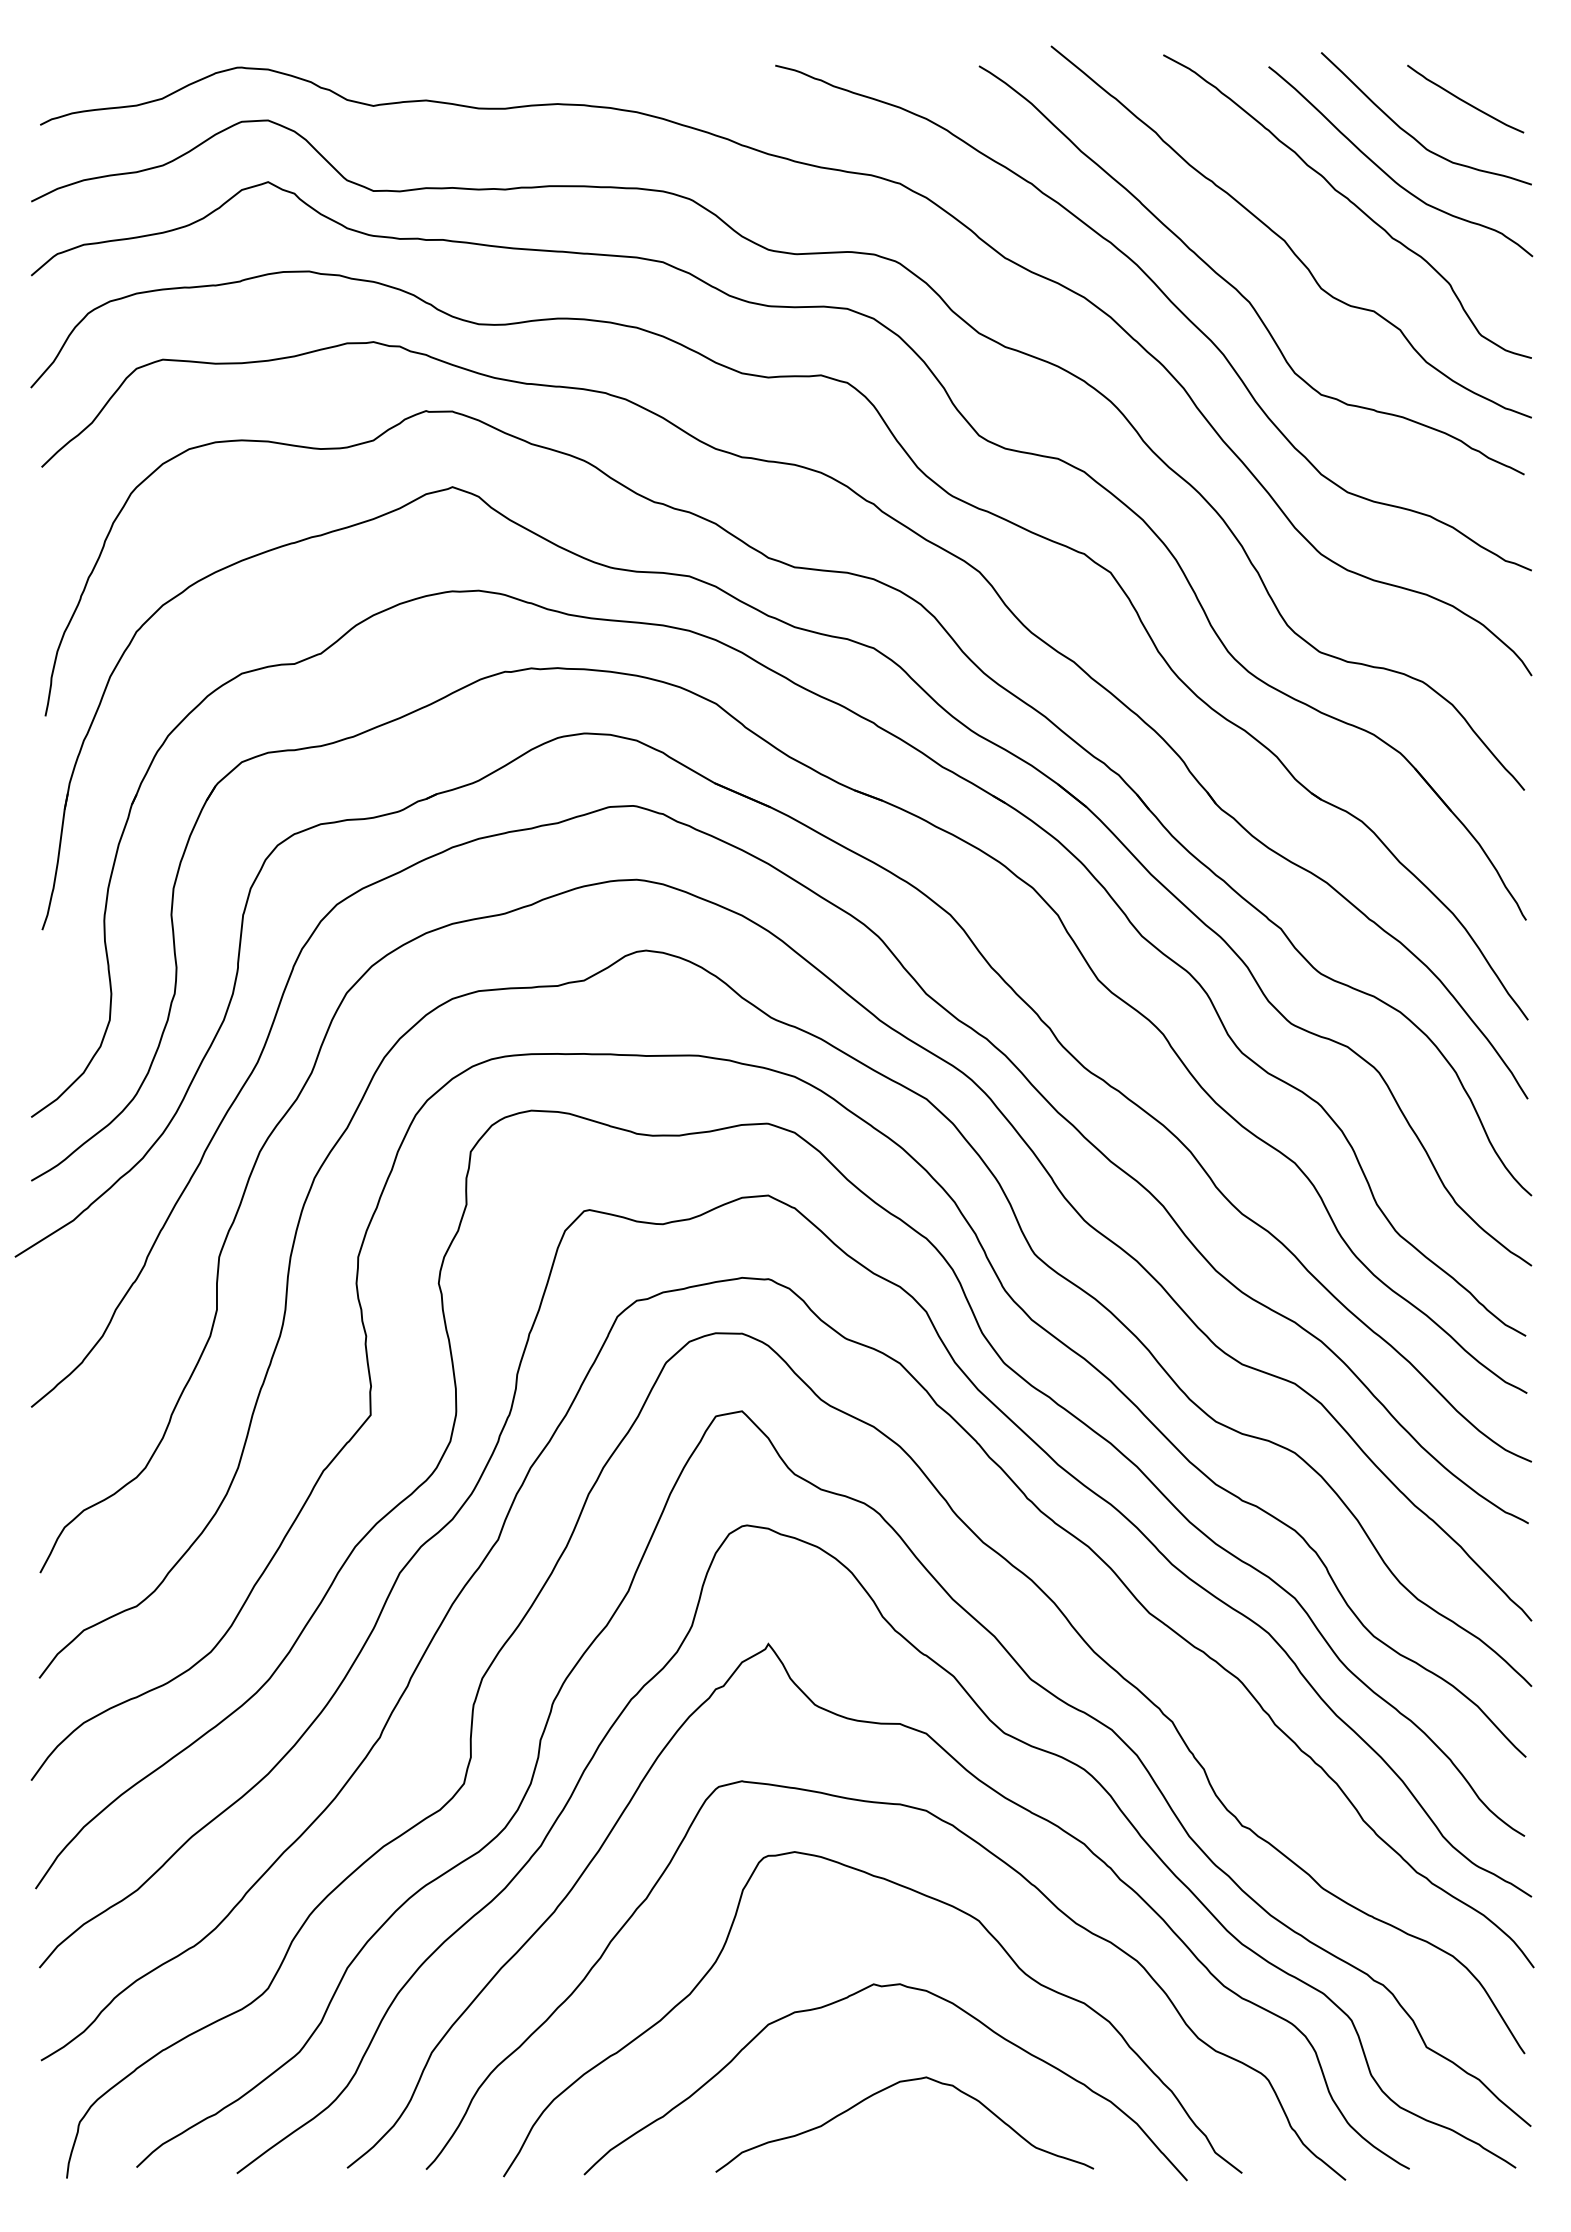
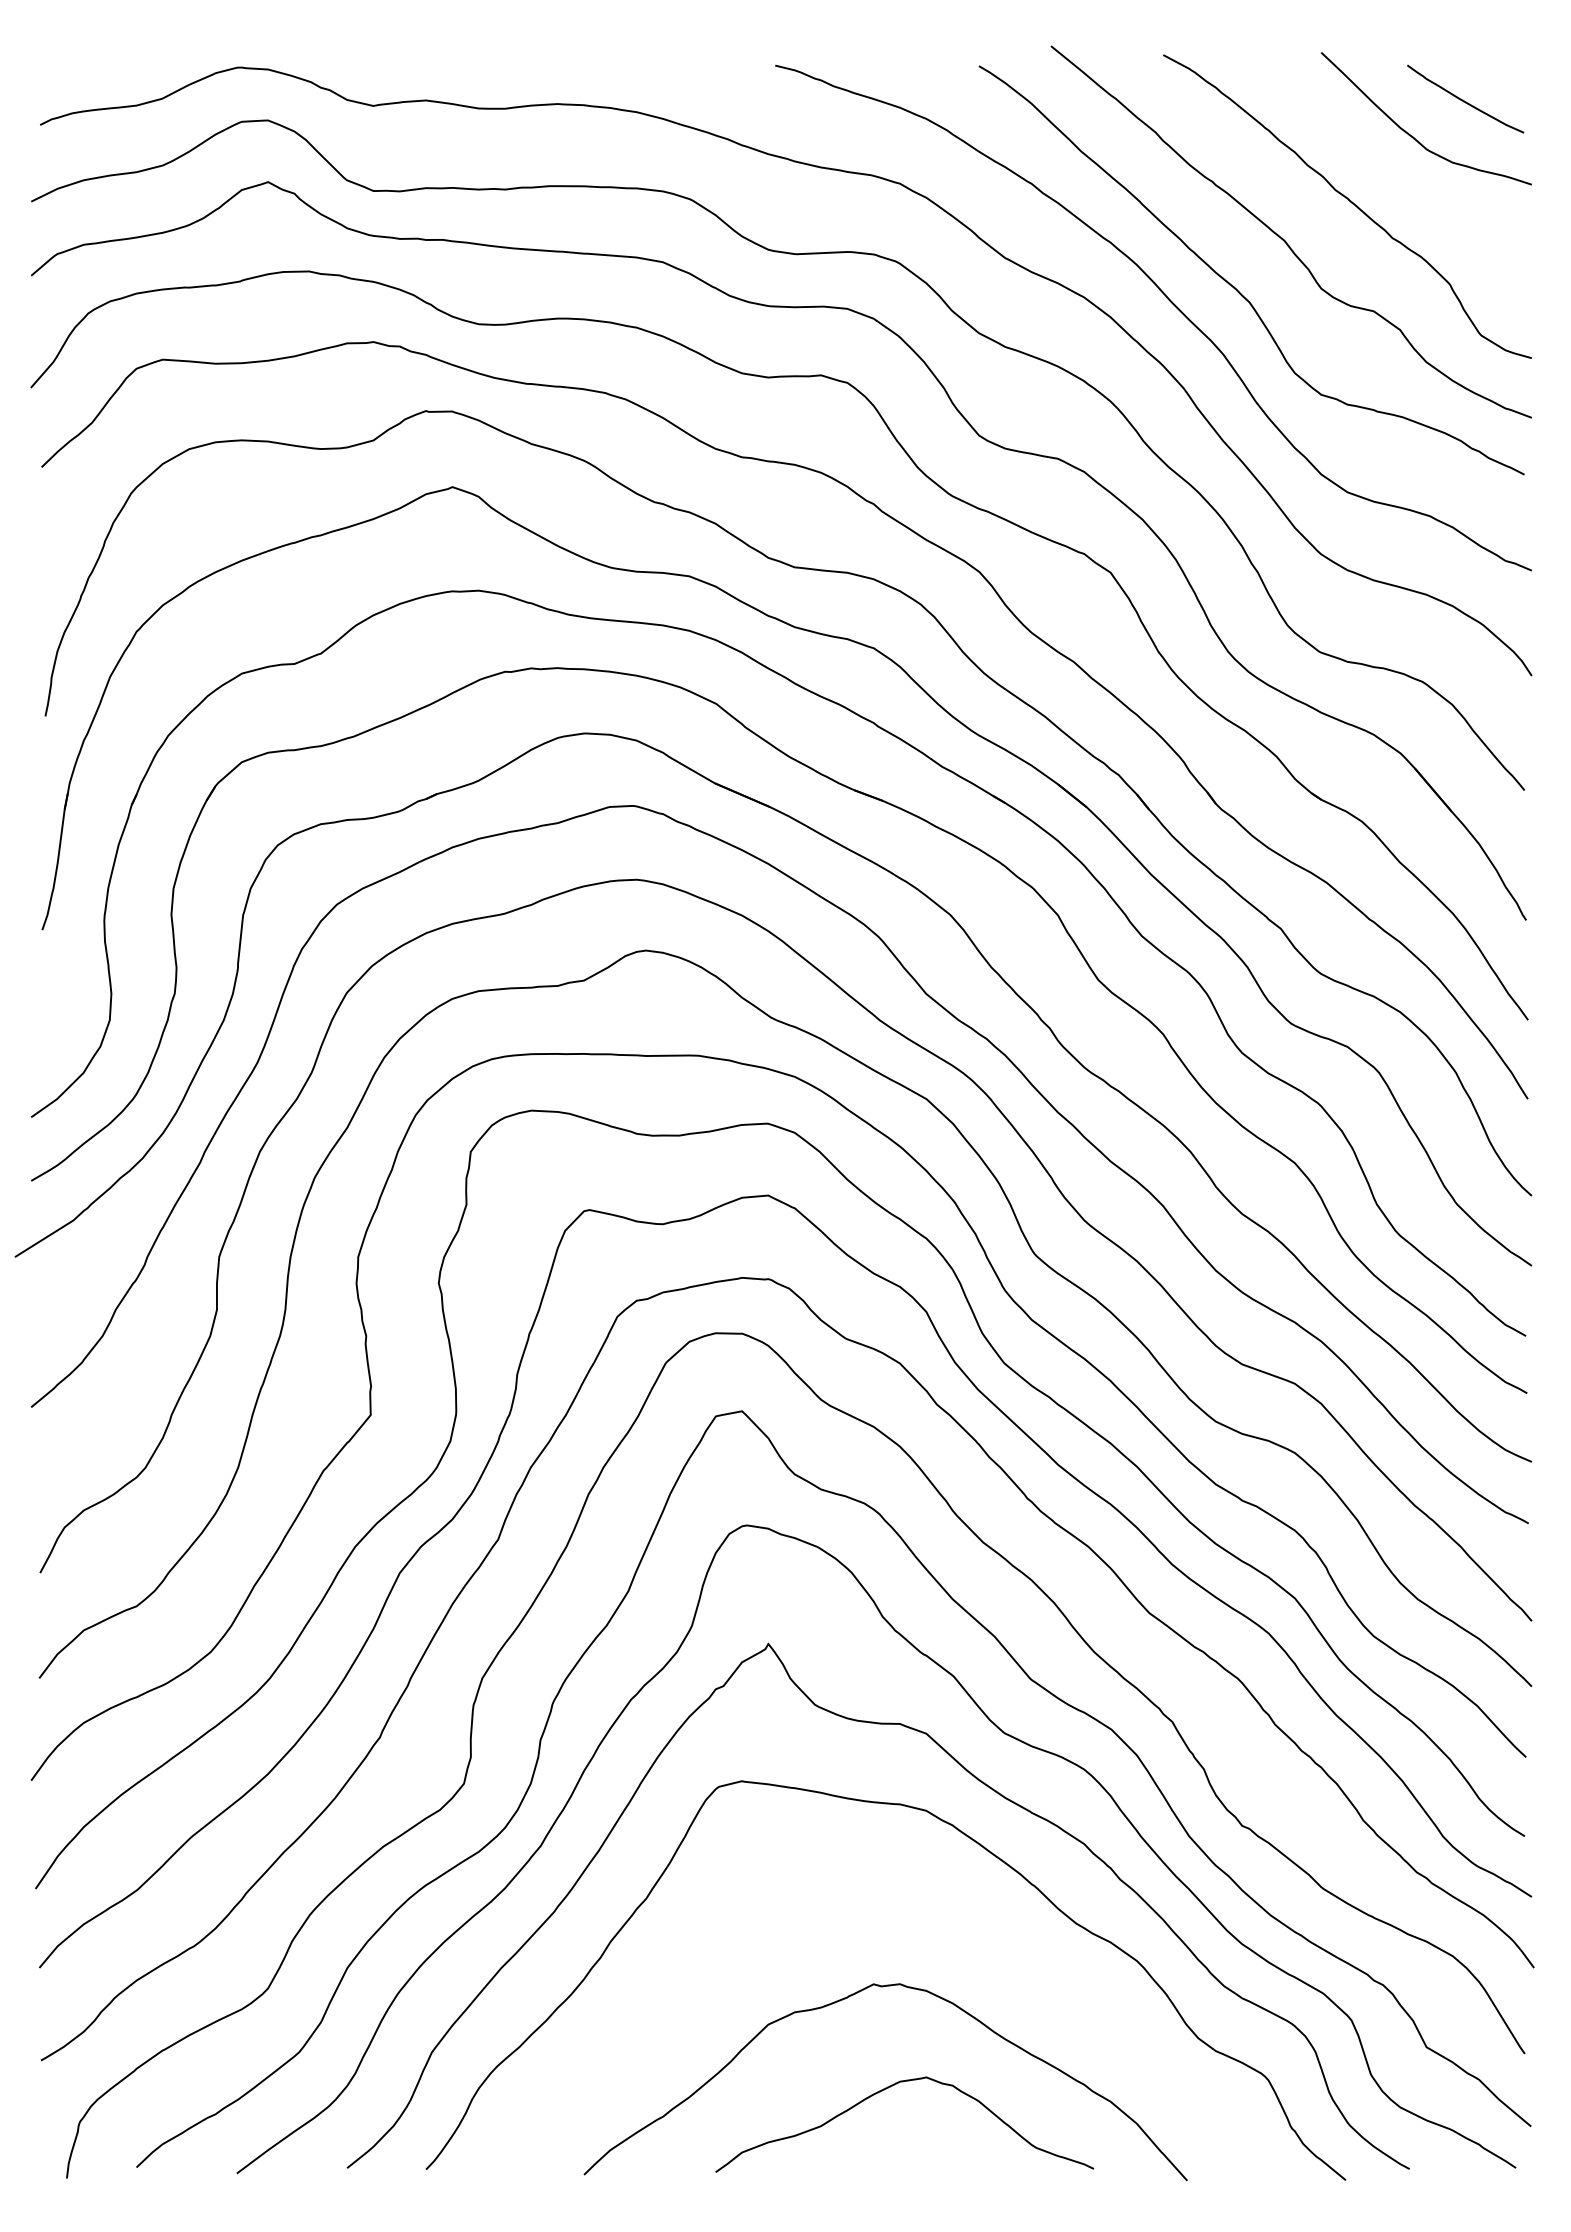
curve: present -> none (1387, 173)
curve: present -> none (922, 1895)
